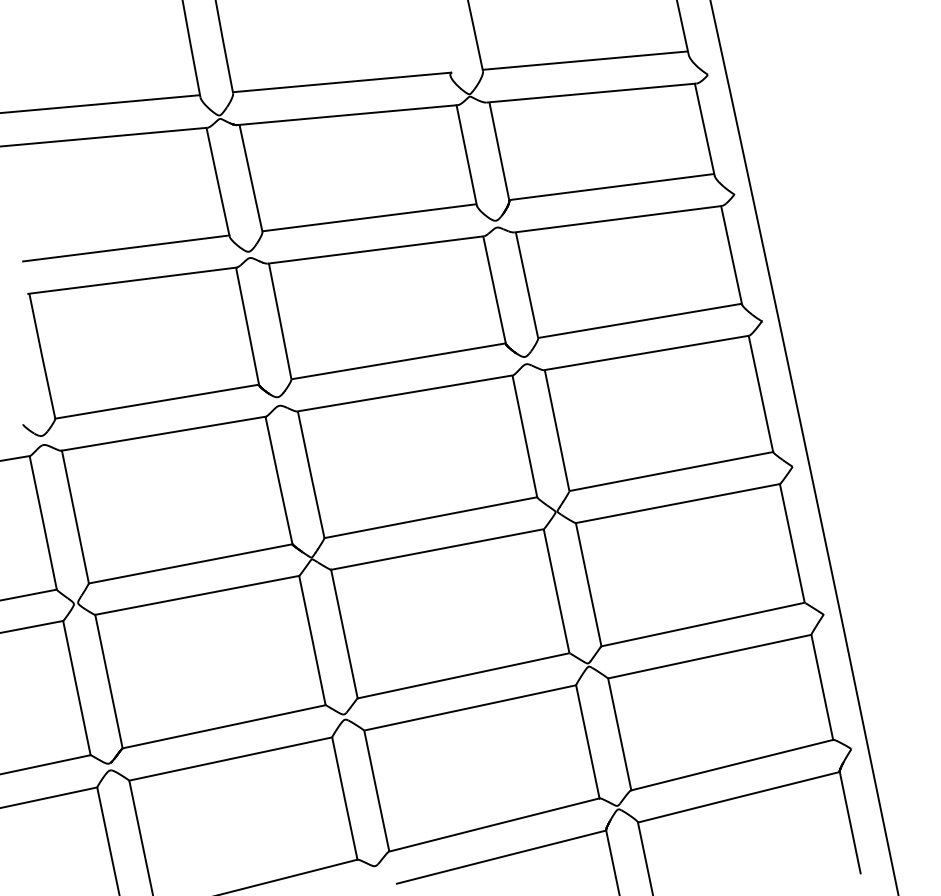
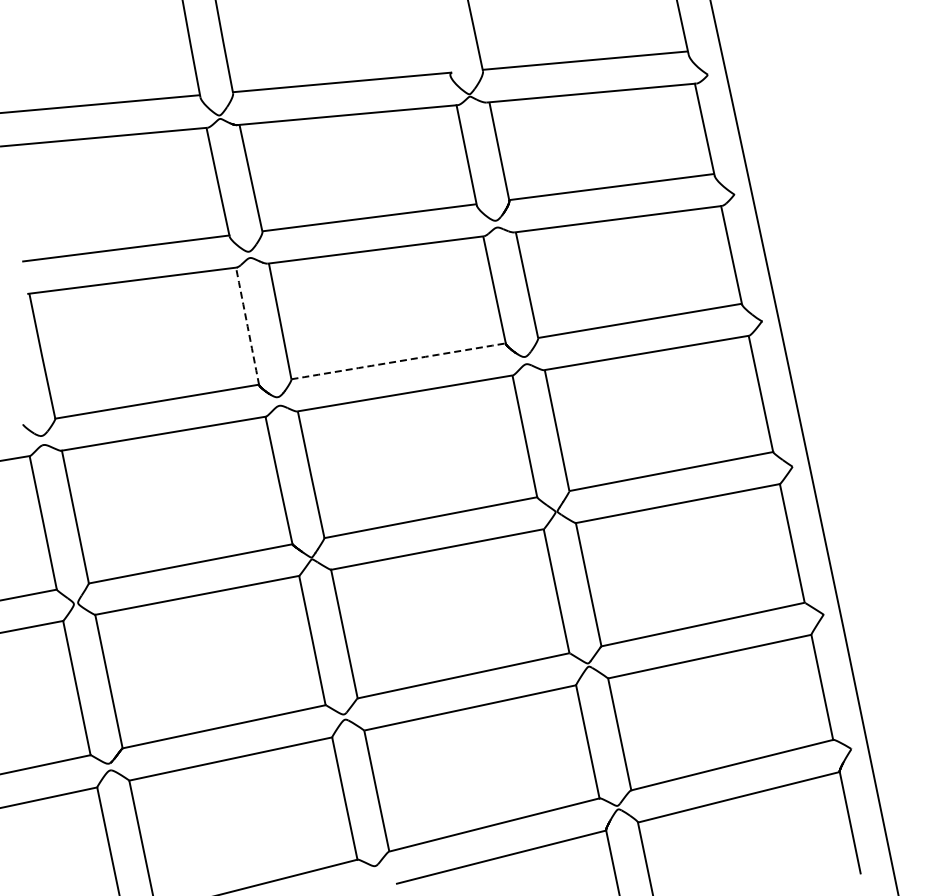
arc: solid -> dashed (247, 326)
arc: solid -> dashed (398, 361)
